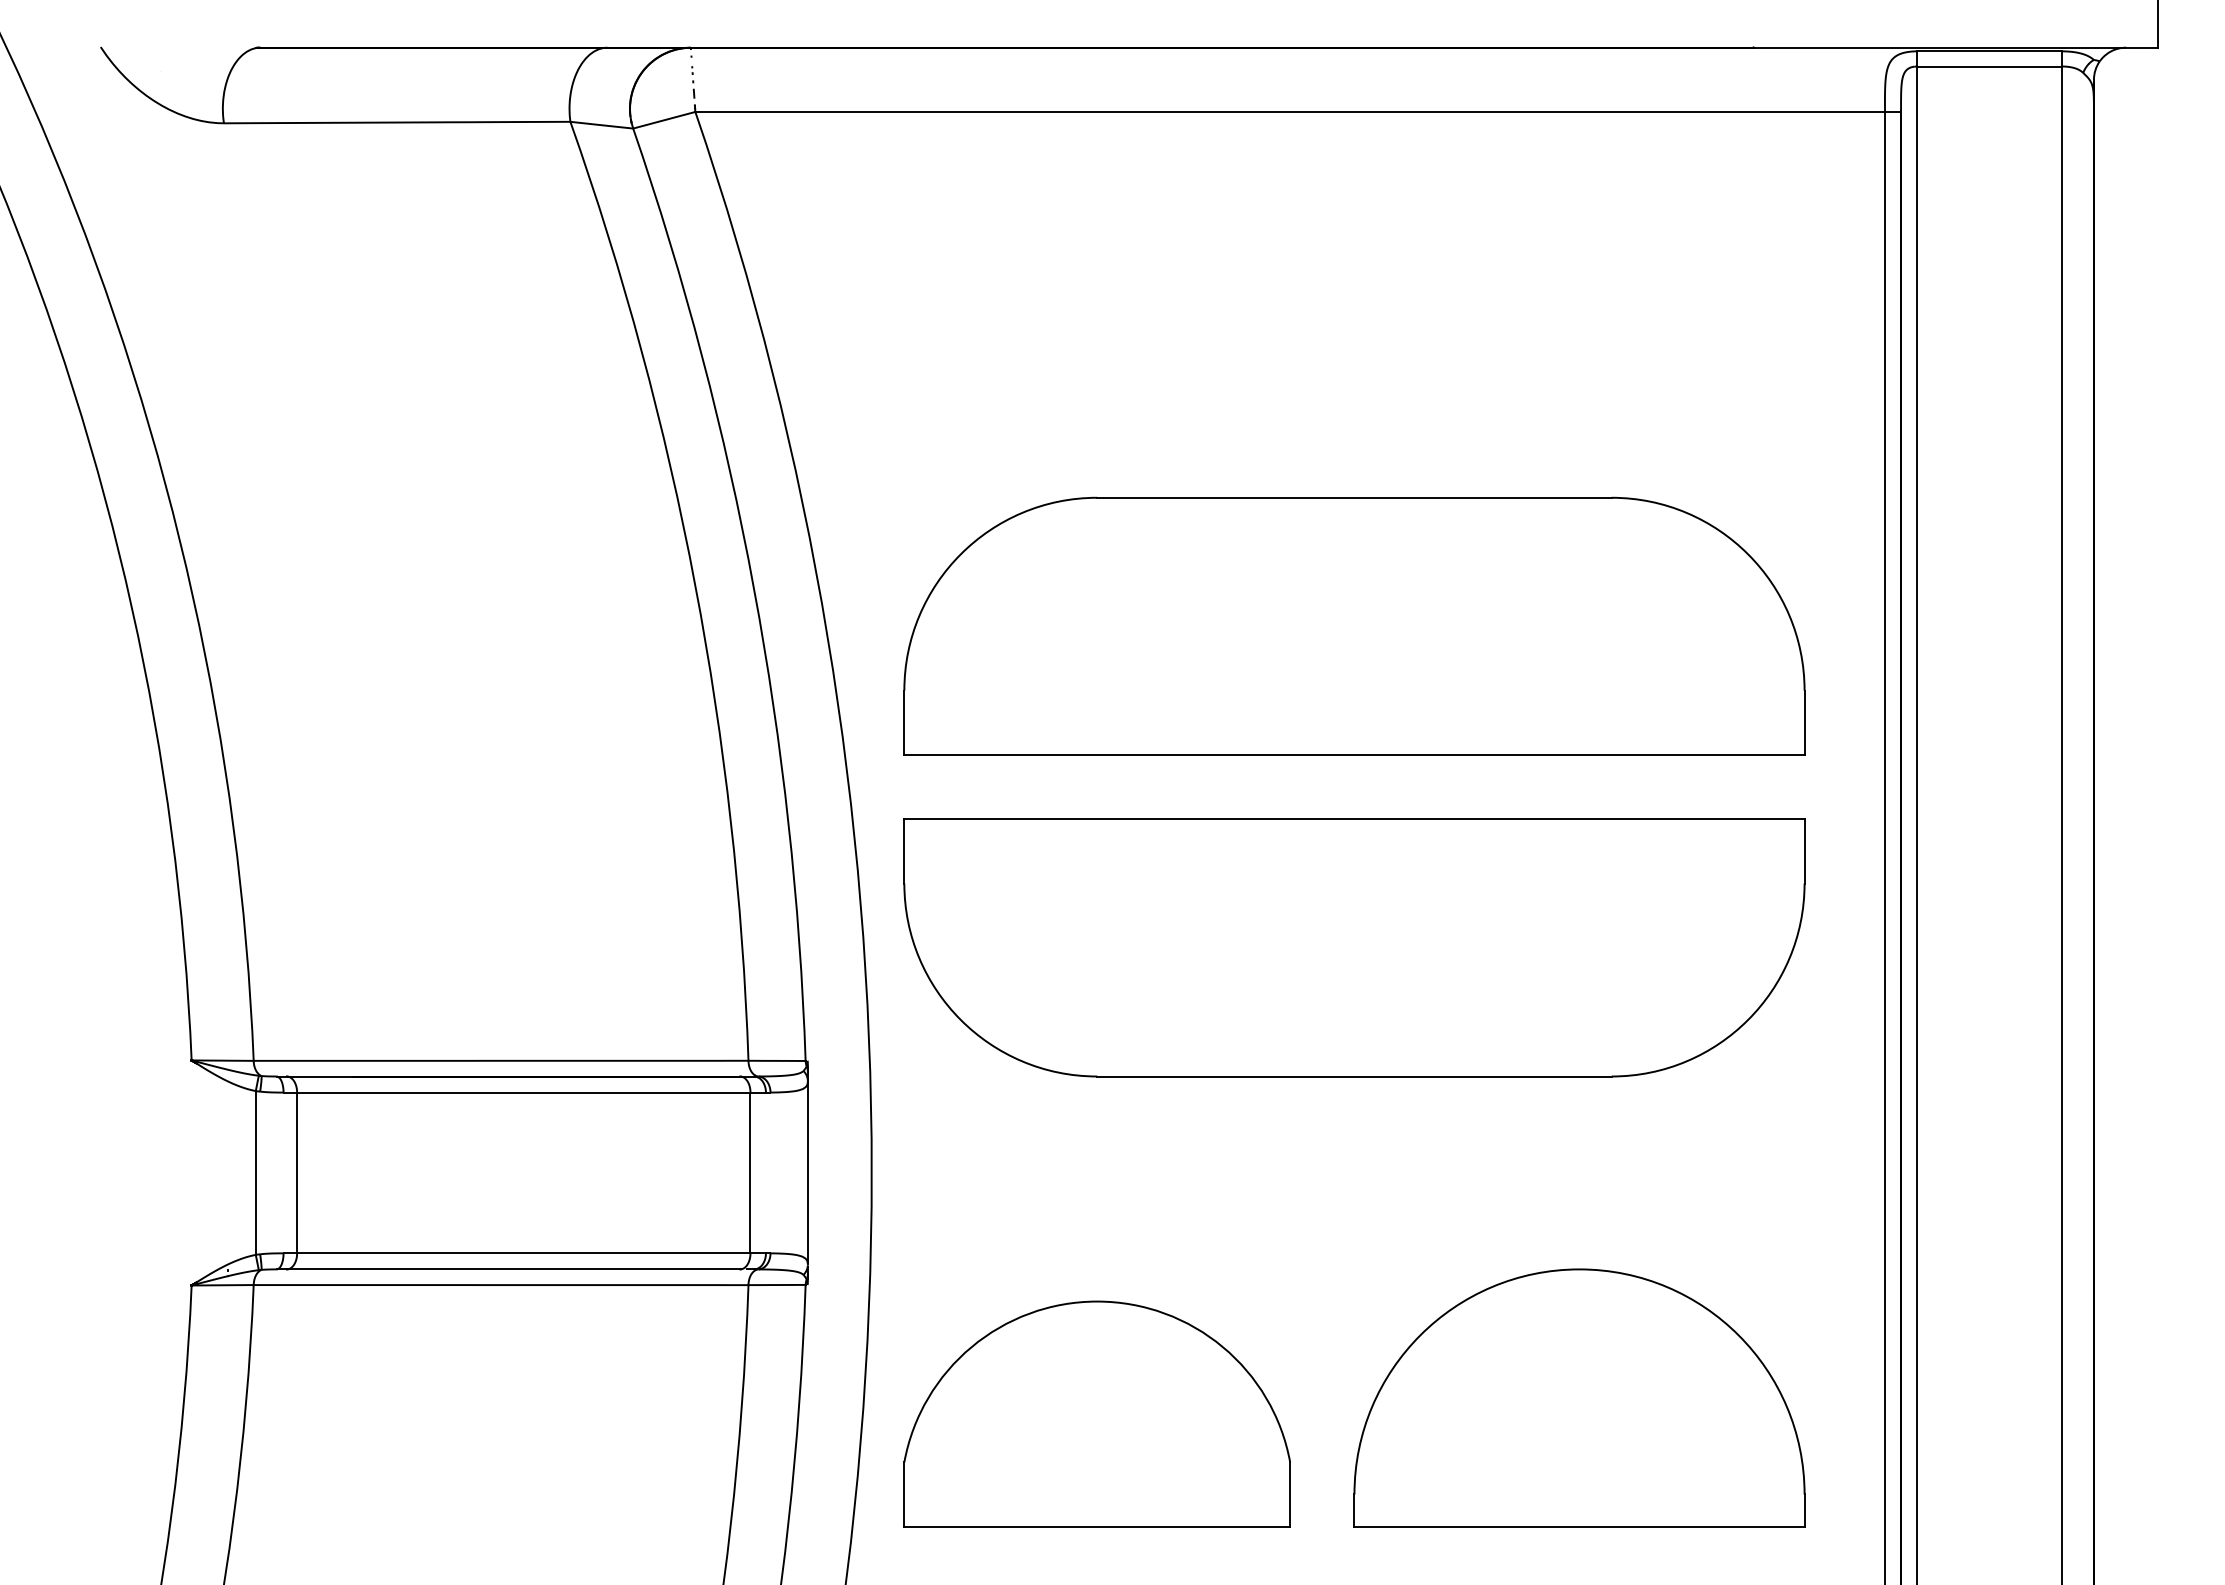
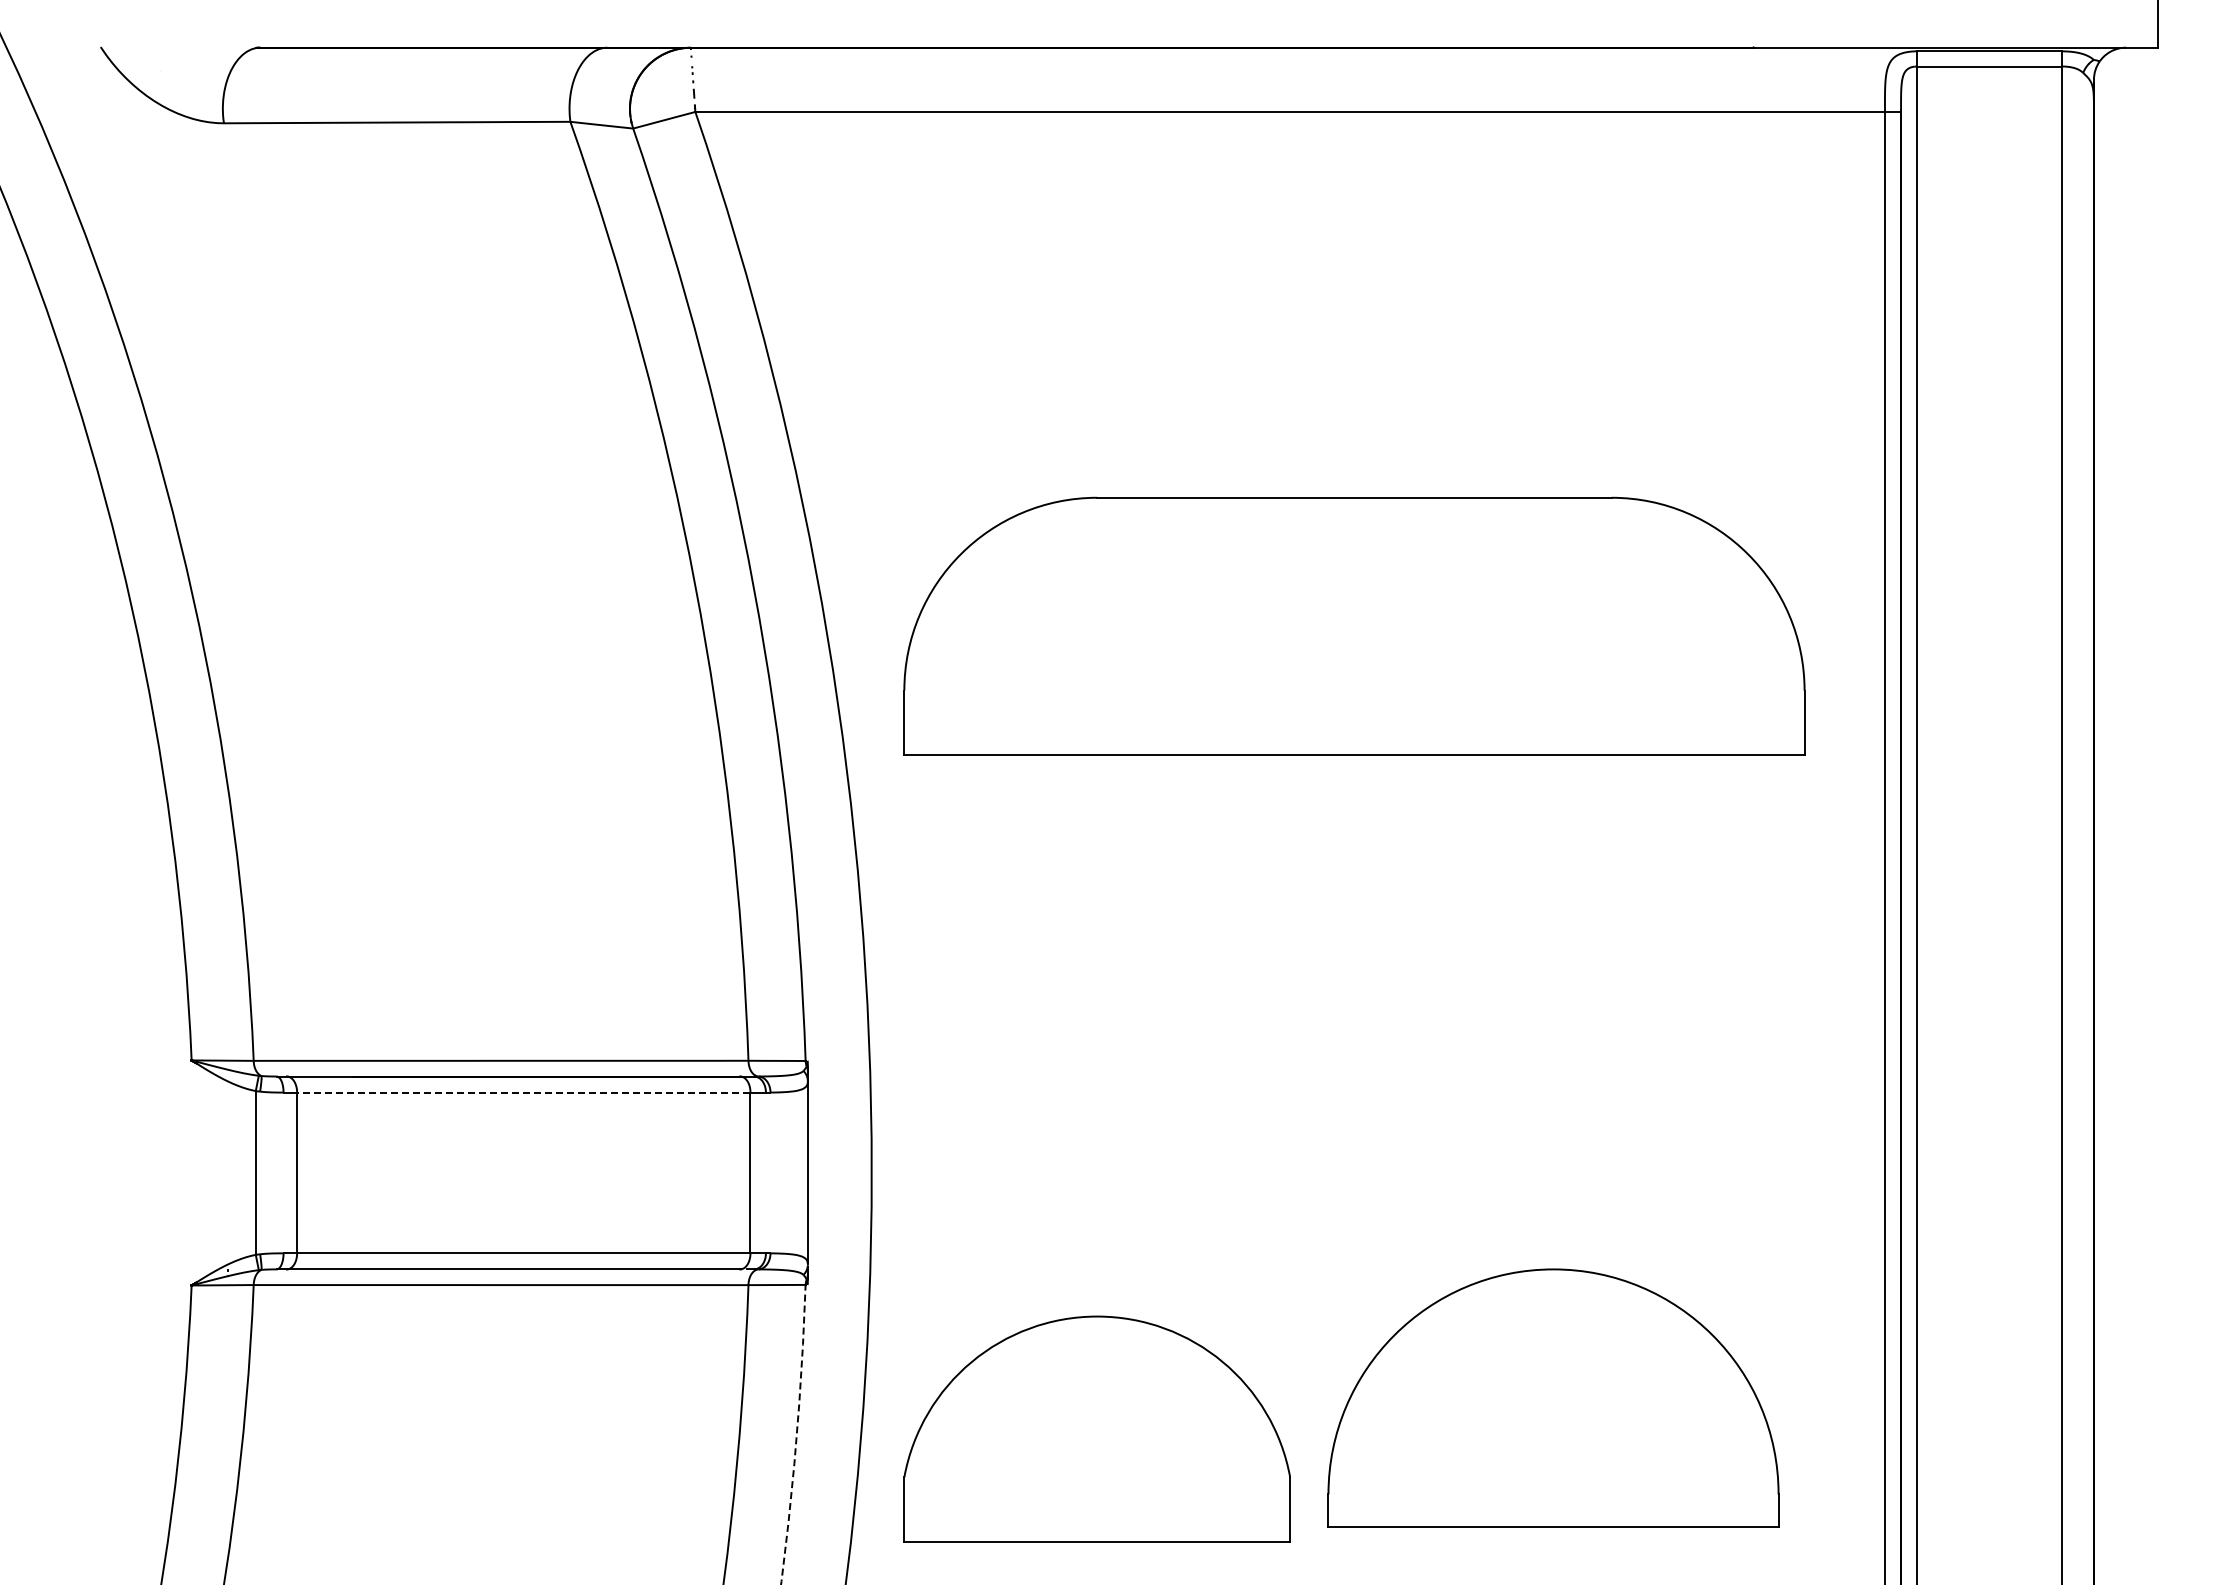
part: present -> none (1354, 947)
line: solid -> dashed (523, 1092)
part position: (1579, 1397) -> (1553, 1397) (1553, 1397)
part position: (1096, 1413) -> (1096, 1428) (1096, 1428)
arc: solid -> dashed (796, 1435)
